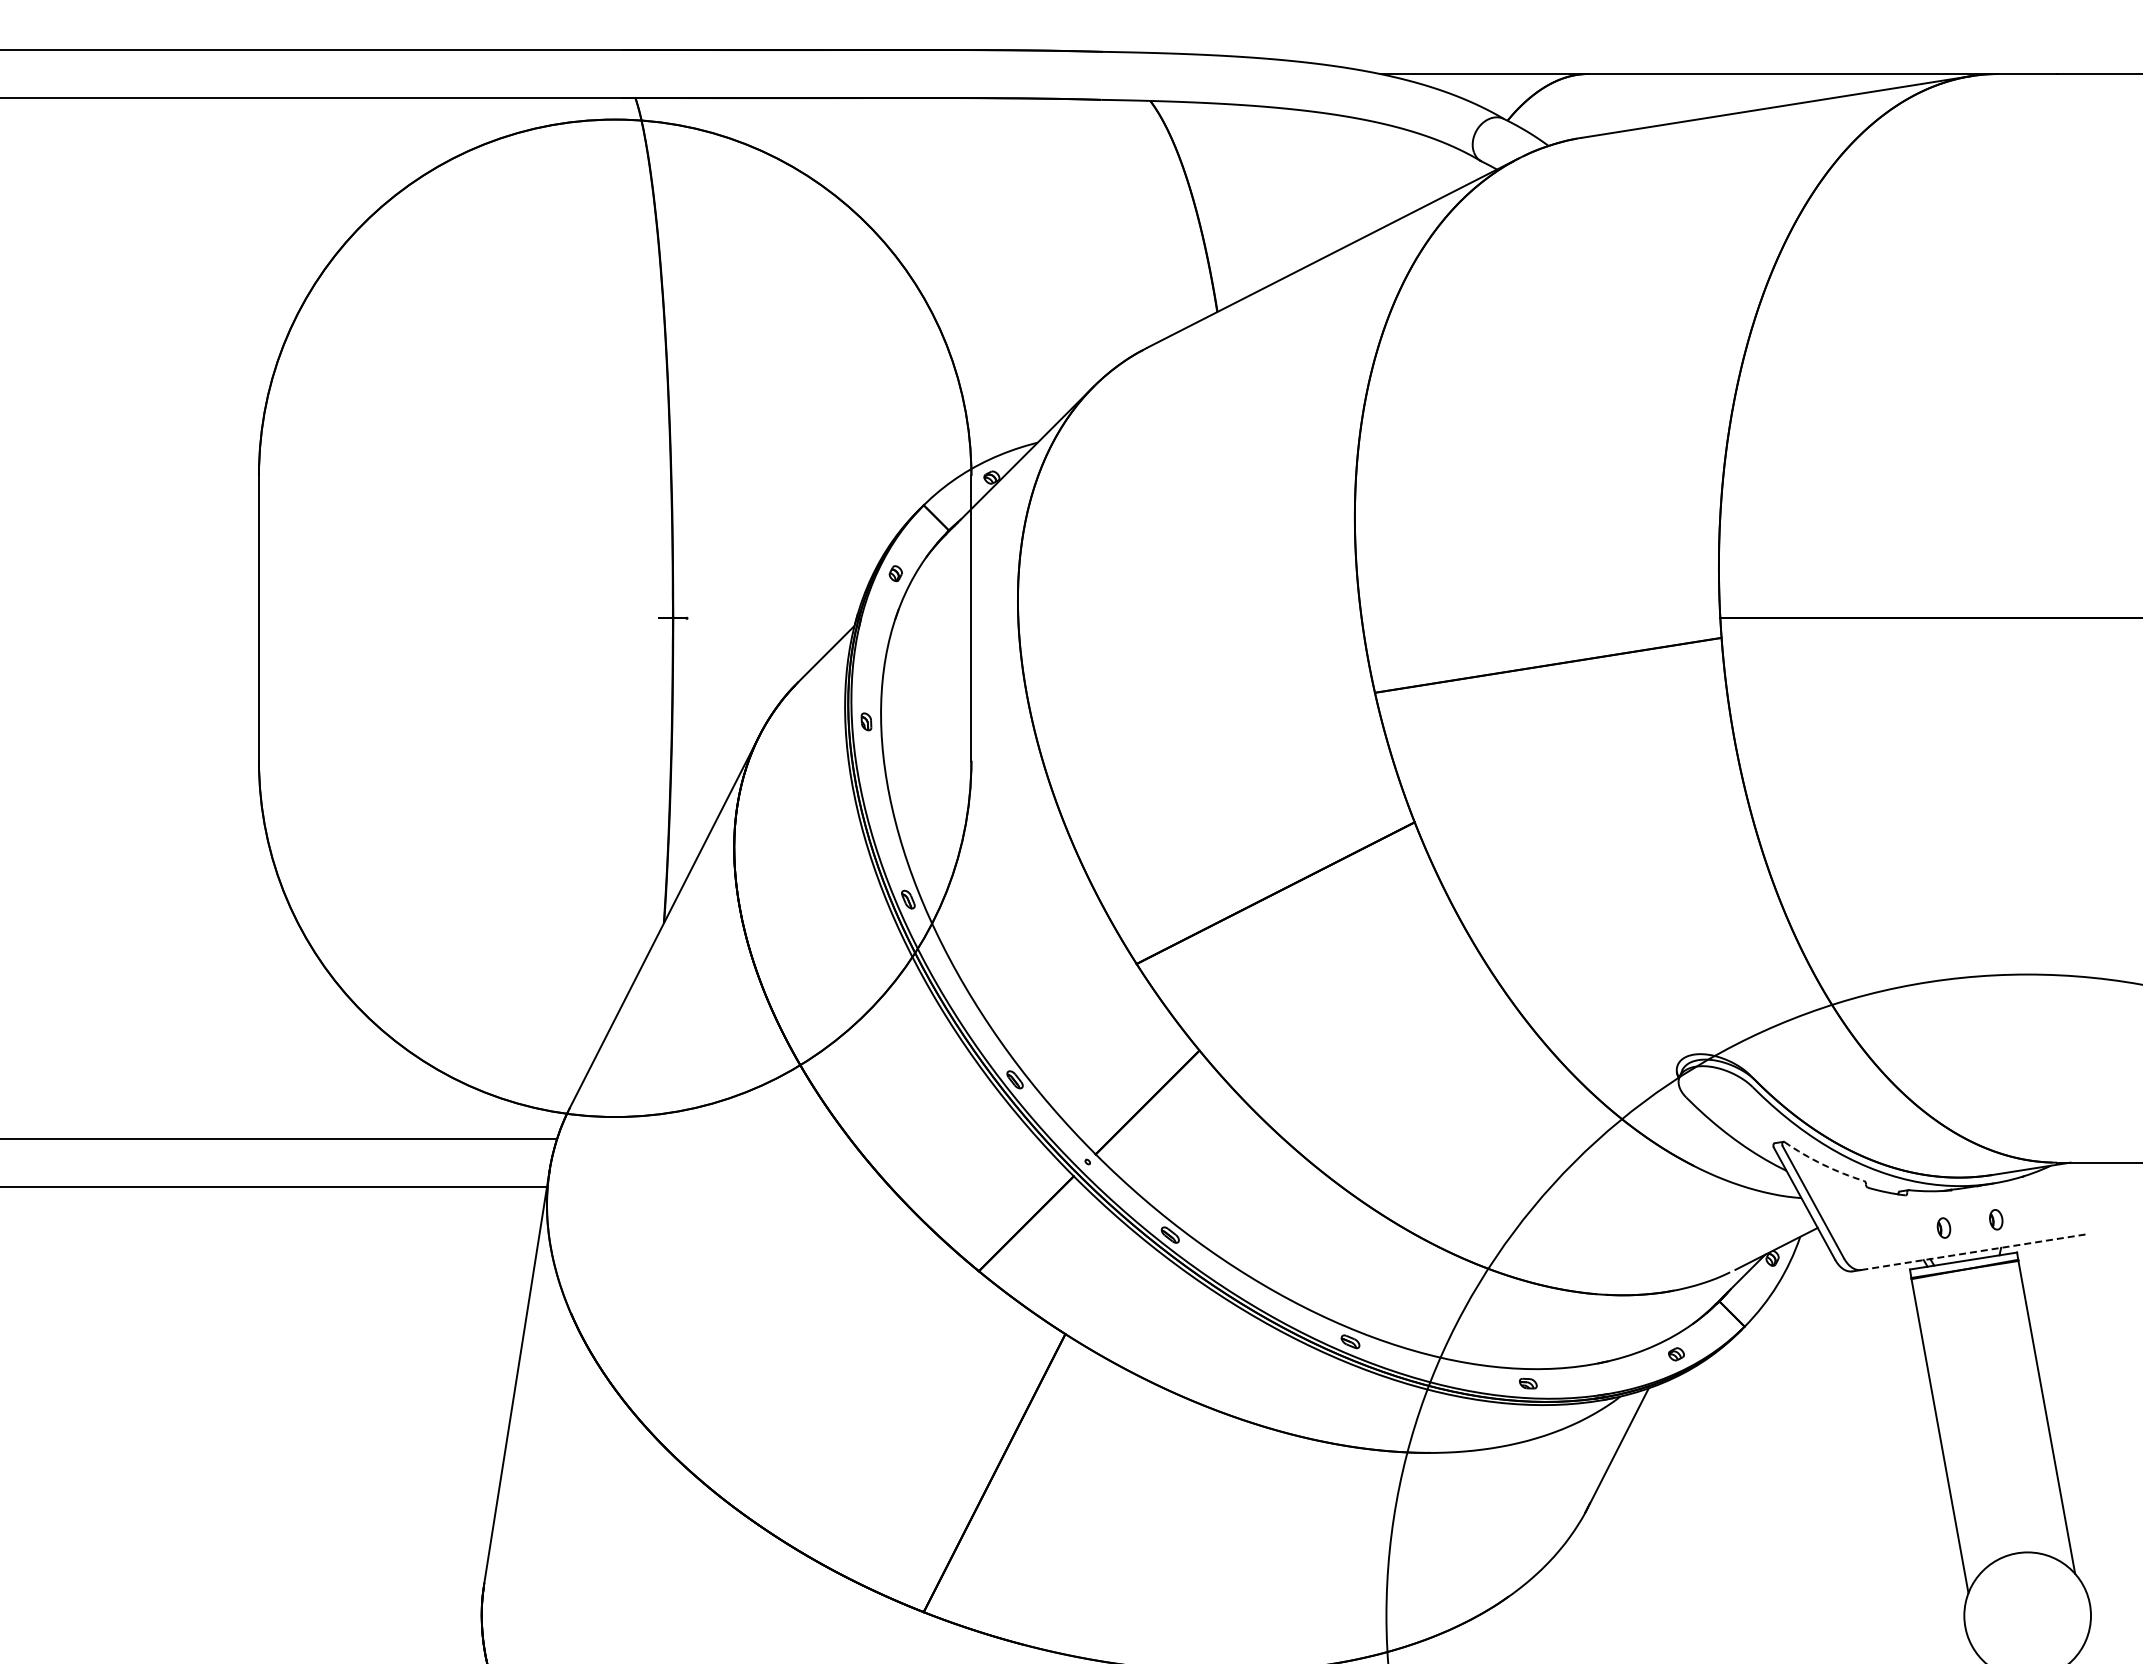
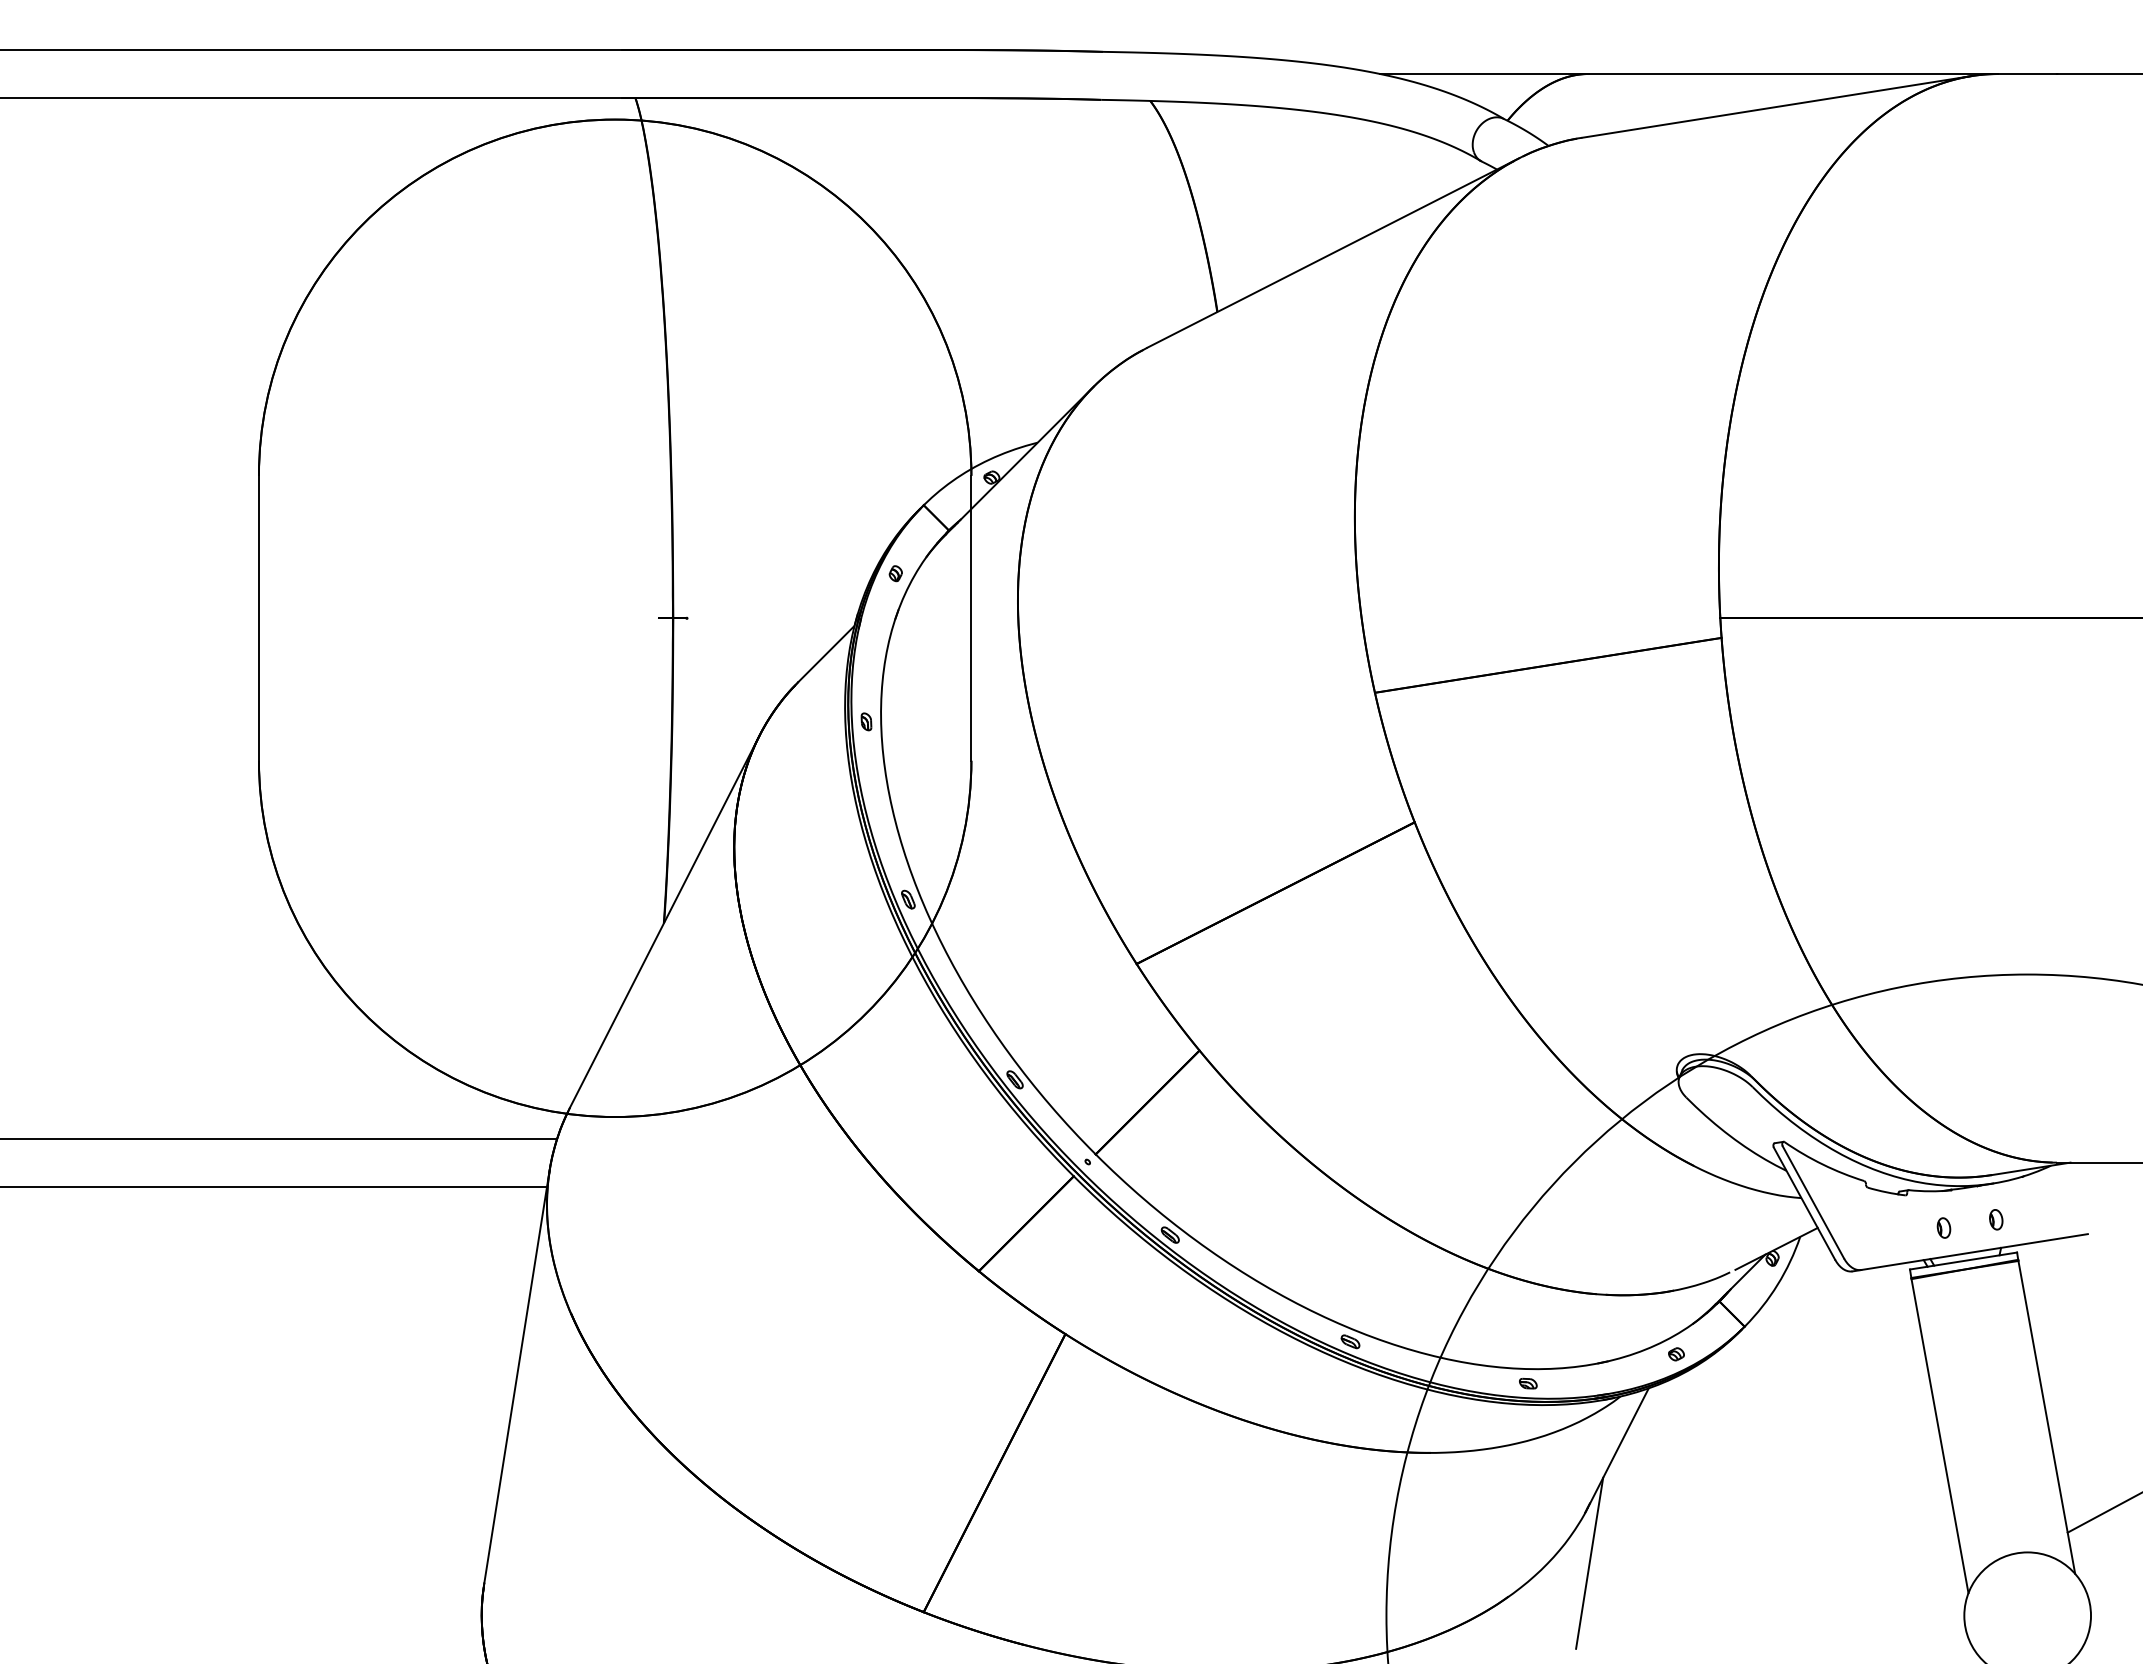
arc: dashed -> solid (1822, 1164)
line: dashed -> solid (1974, 1252)
line: none -> present (2103, 1512)
line: none -> present (1589, 1562)
